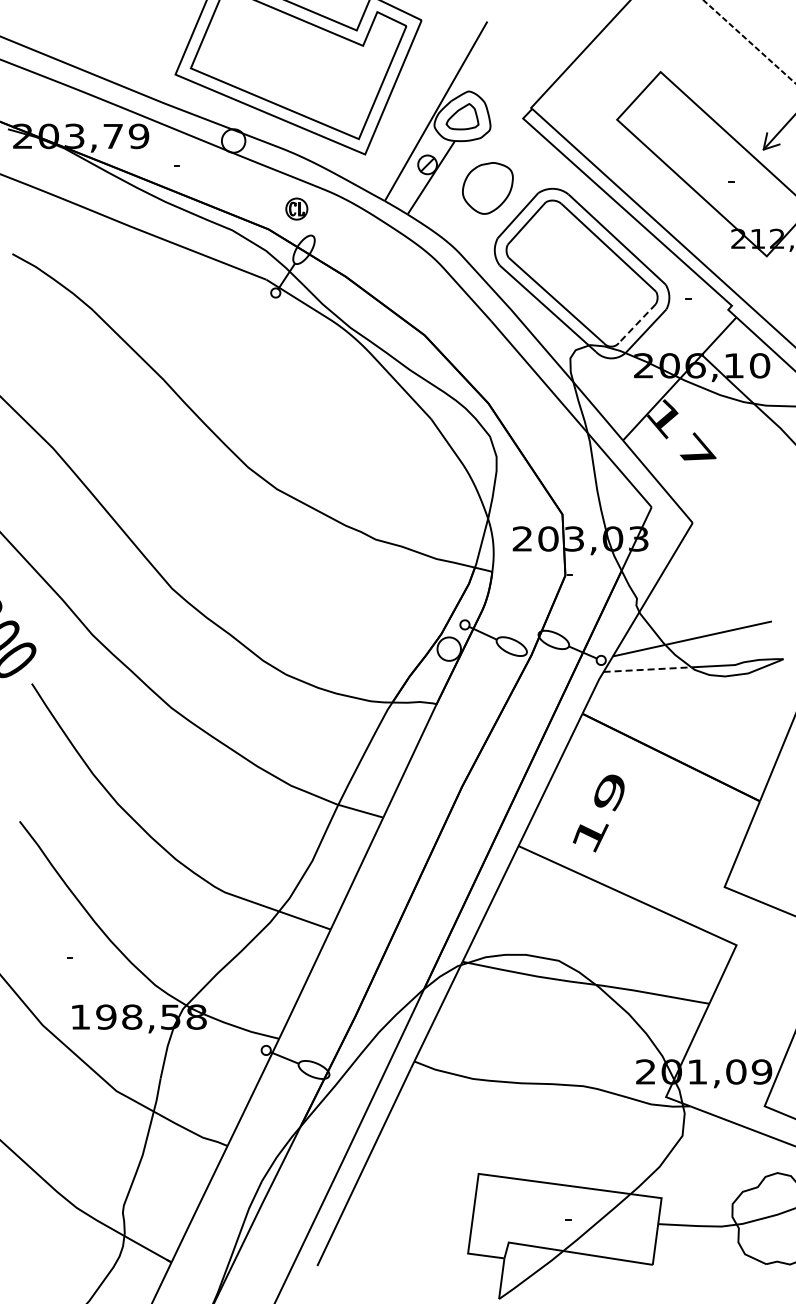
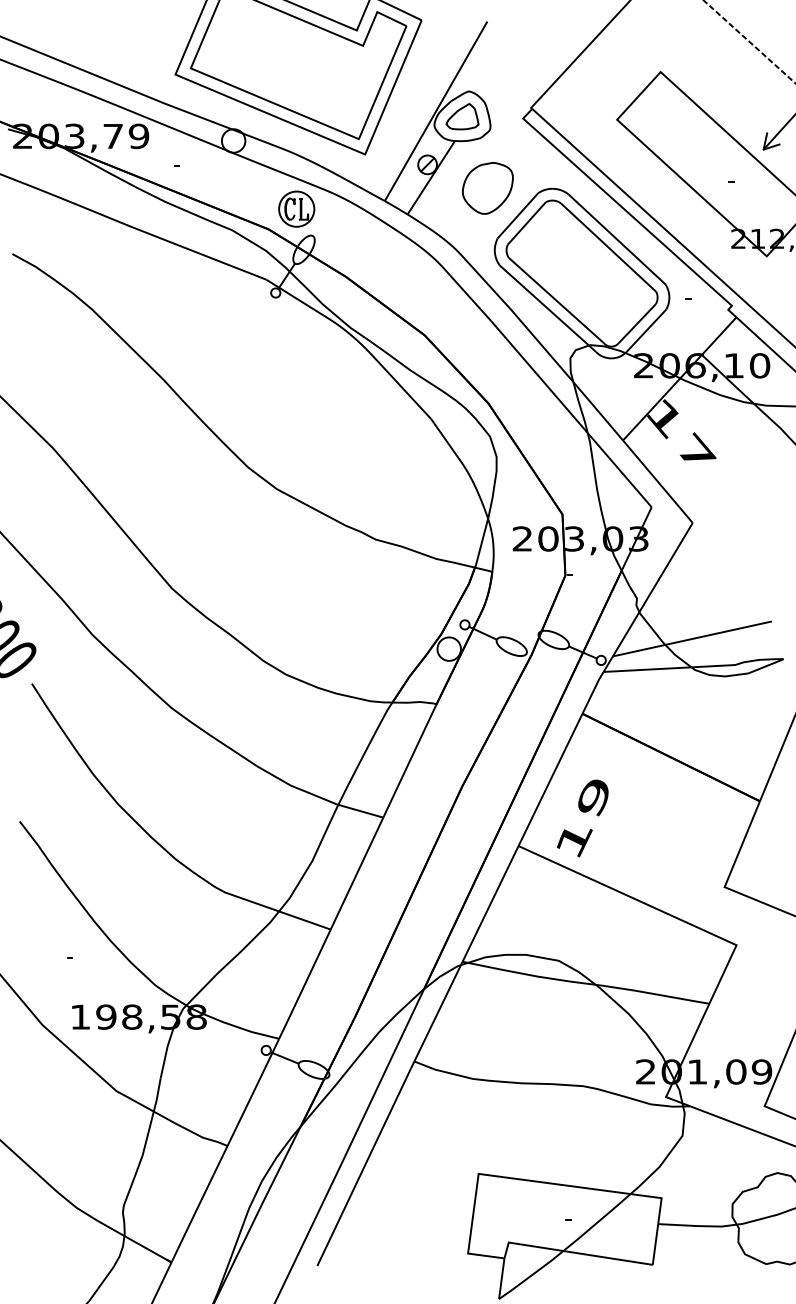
part size: 24x24 px -> 38x38 px (296, 208)
line: dashed -> solid (637, 323)
line: dashed -> solid (647, 669)
text position: (598, 813) -> (582, 818) (582, 818)
